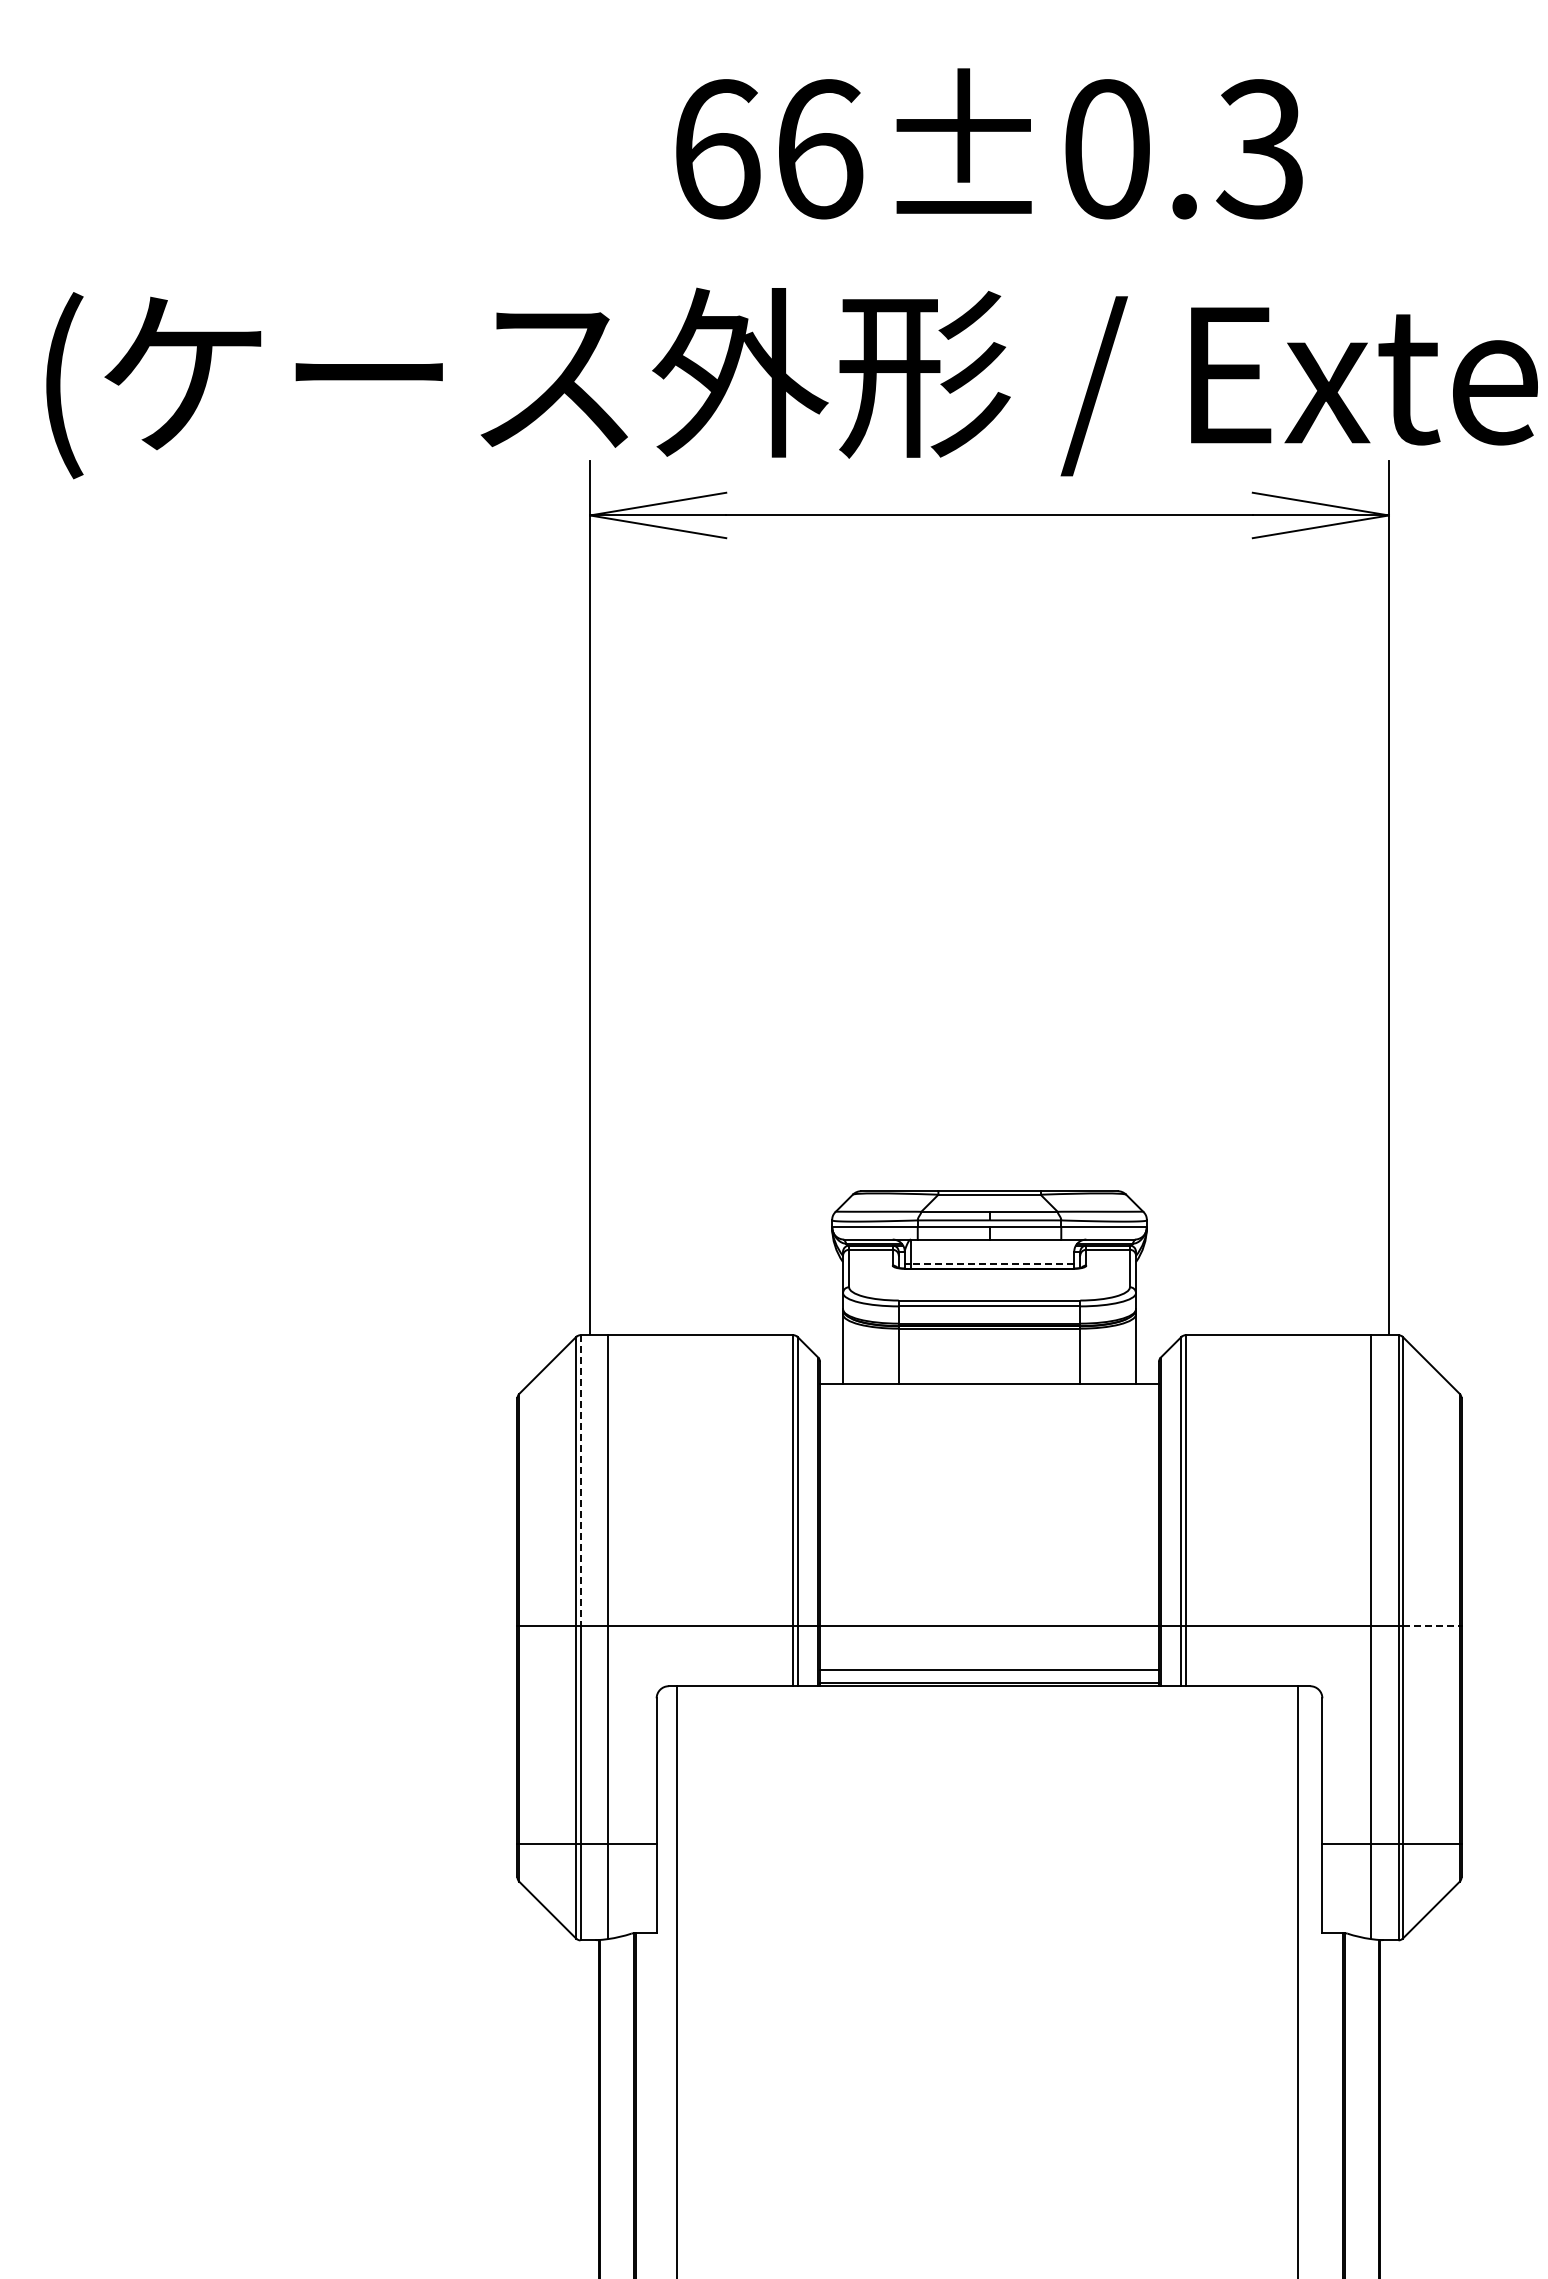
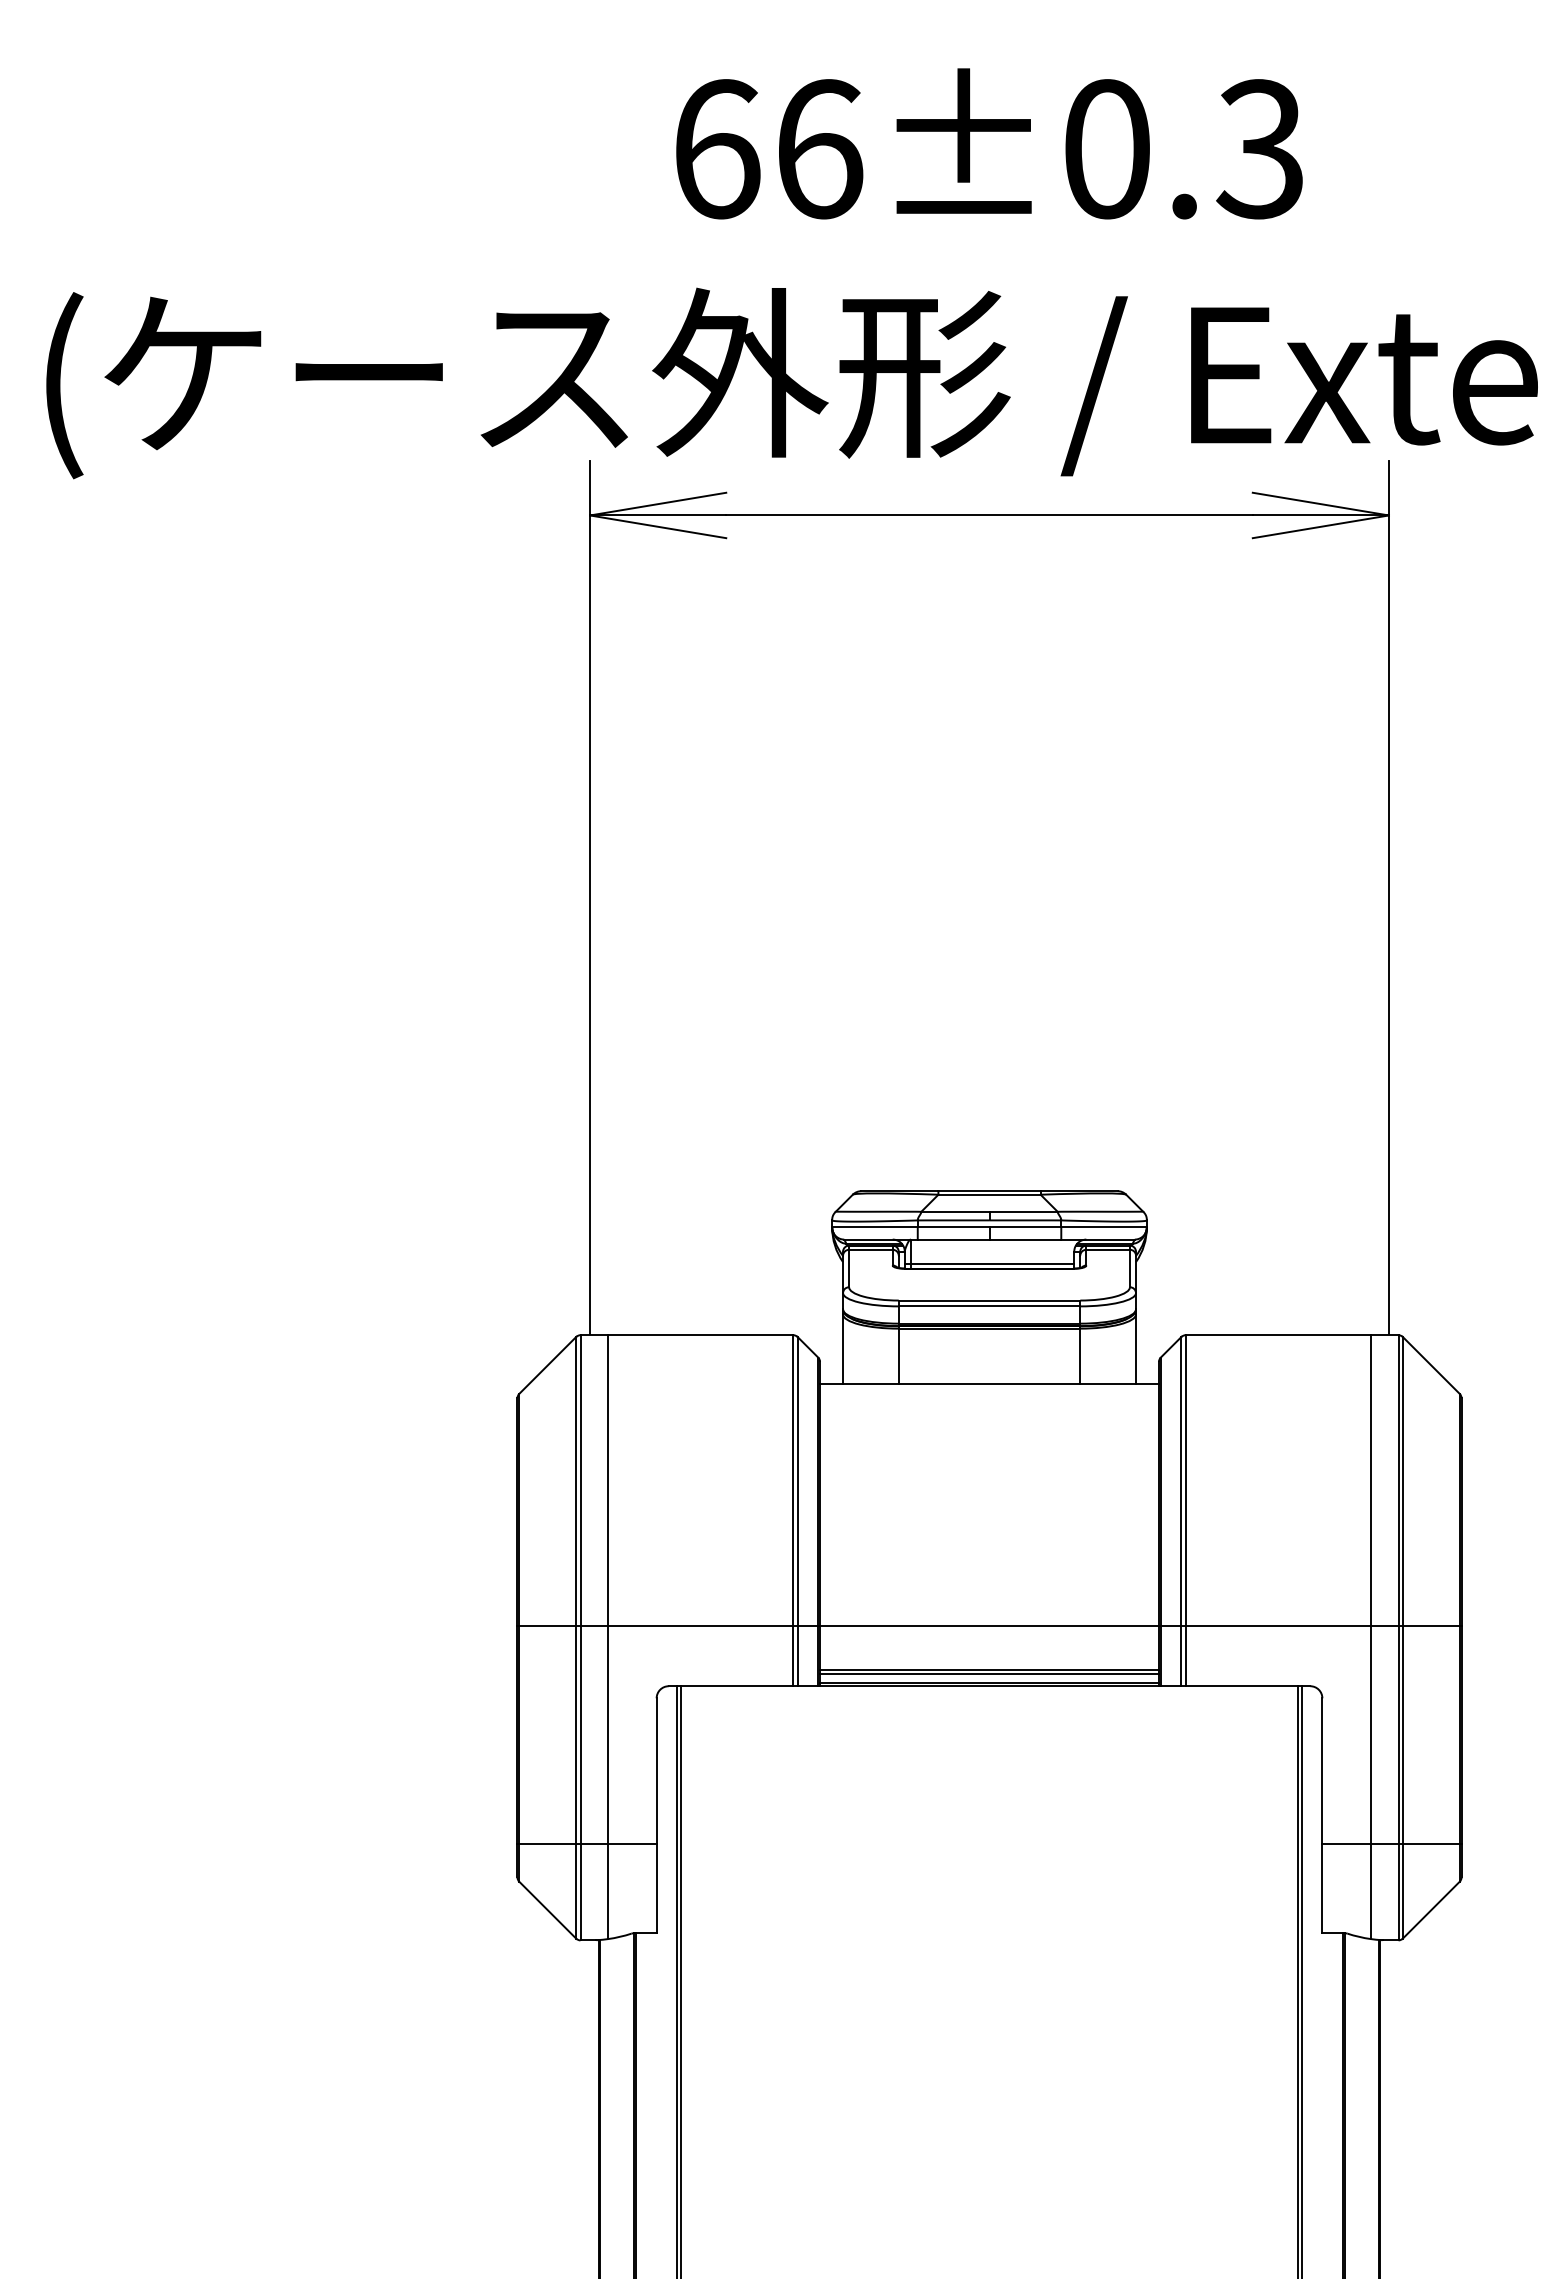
line: dashed -> solid (992, 1263)
line: dashed -> solid (580, 1480)
line: dashed -> solid (1431, 1625)
line: none -> present (989, 1674)
line: none -> present (680, 1980)
line: none -> present (1301, 1980)
